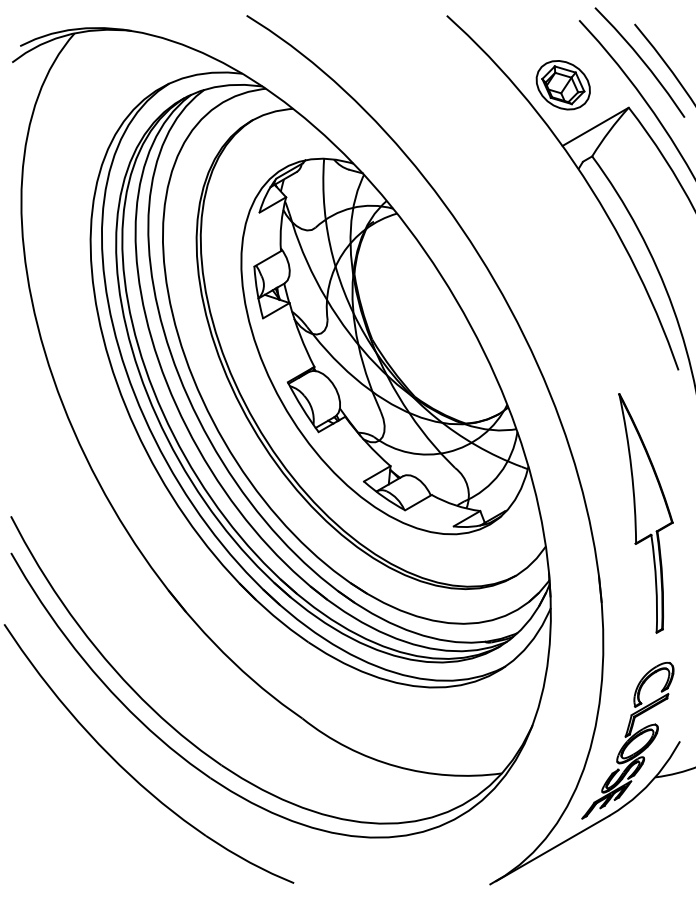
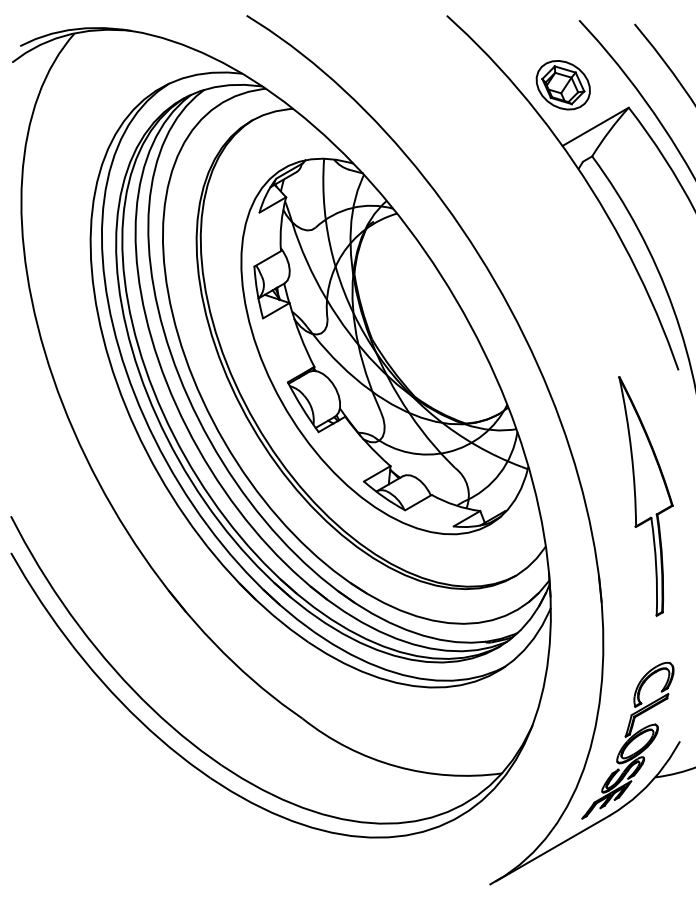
curve: present -> none (641, 60)
part position: (645, 513) -> (645, 496) (645, 496)
part: present -> none (130, 773)
